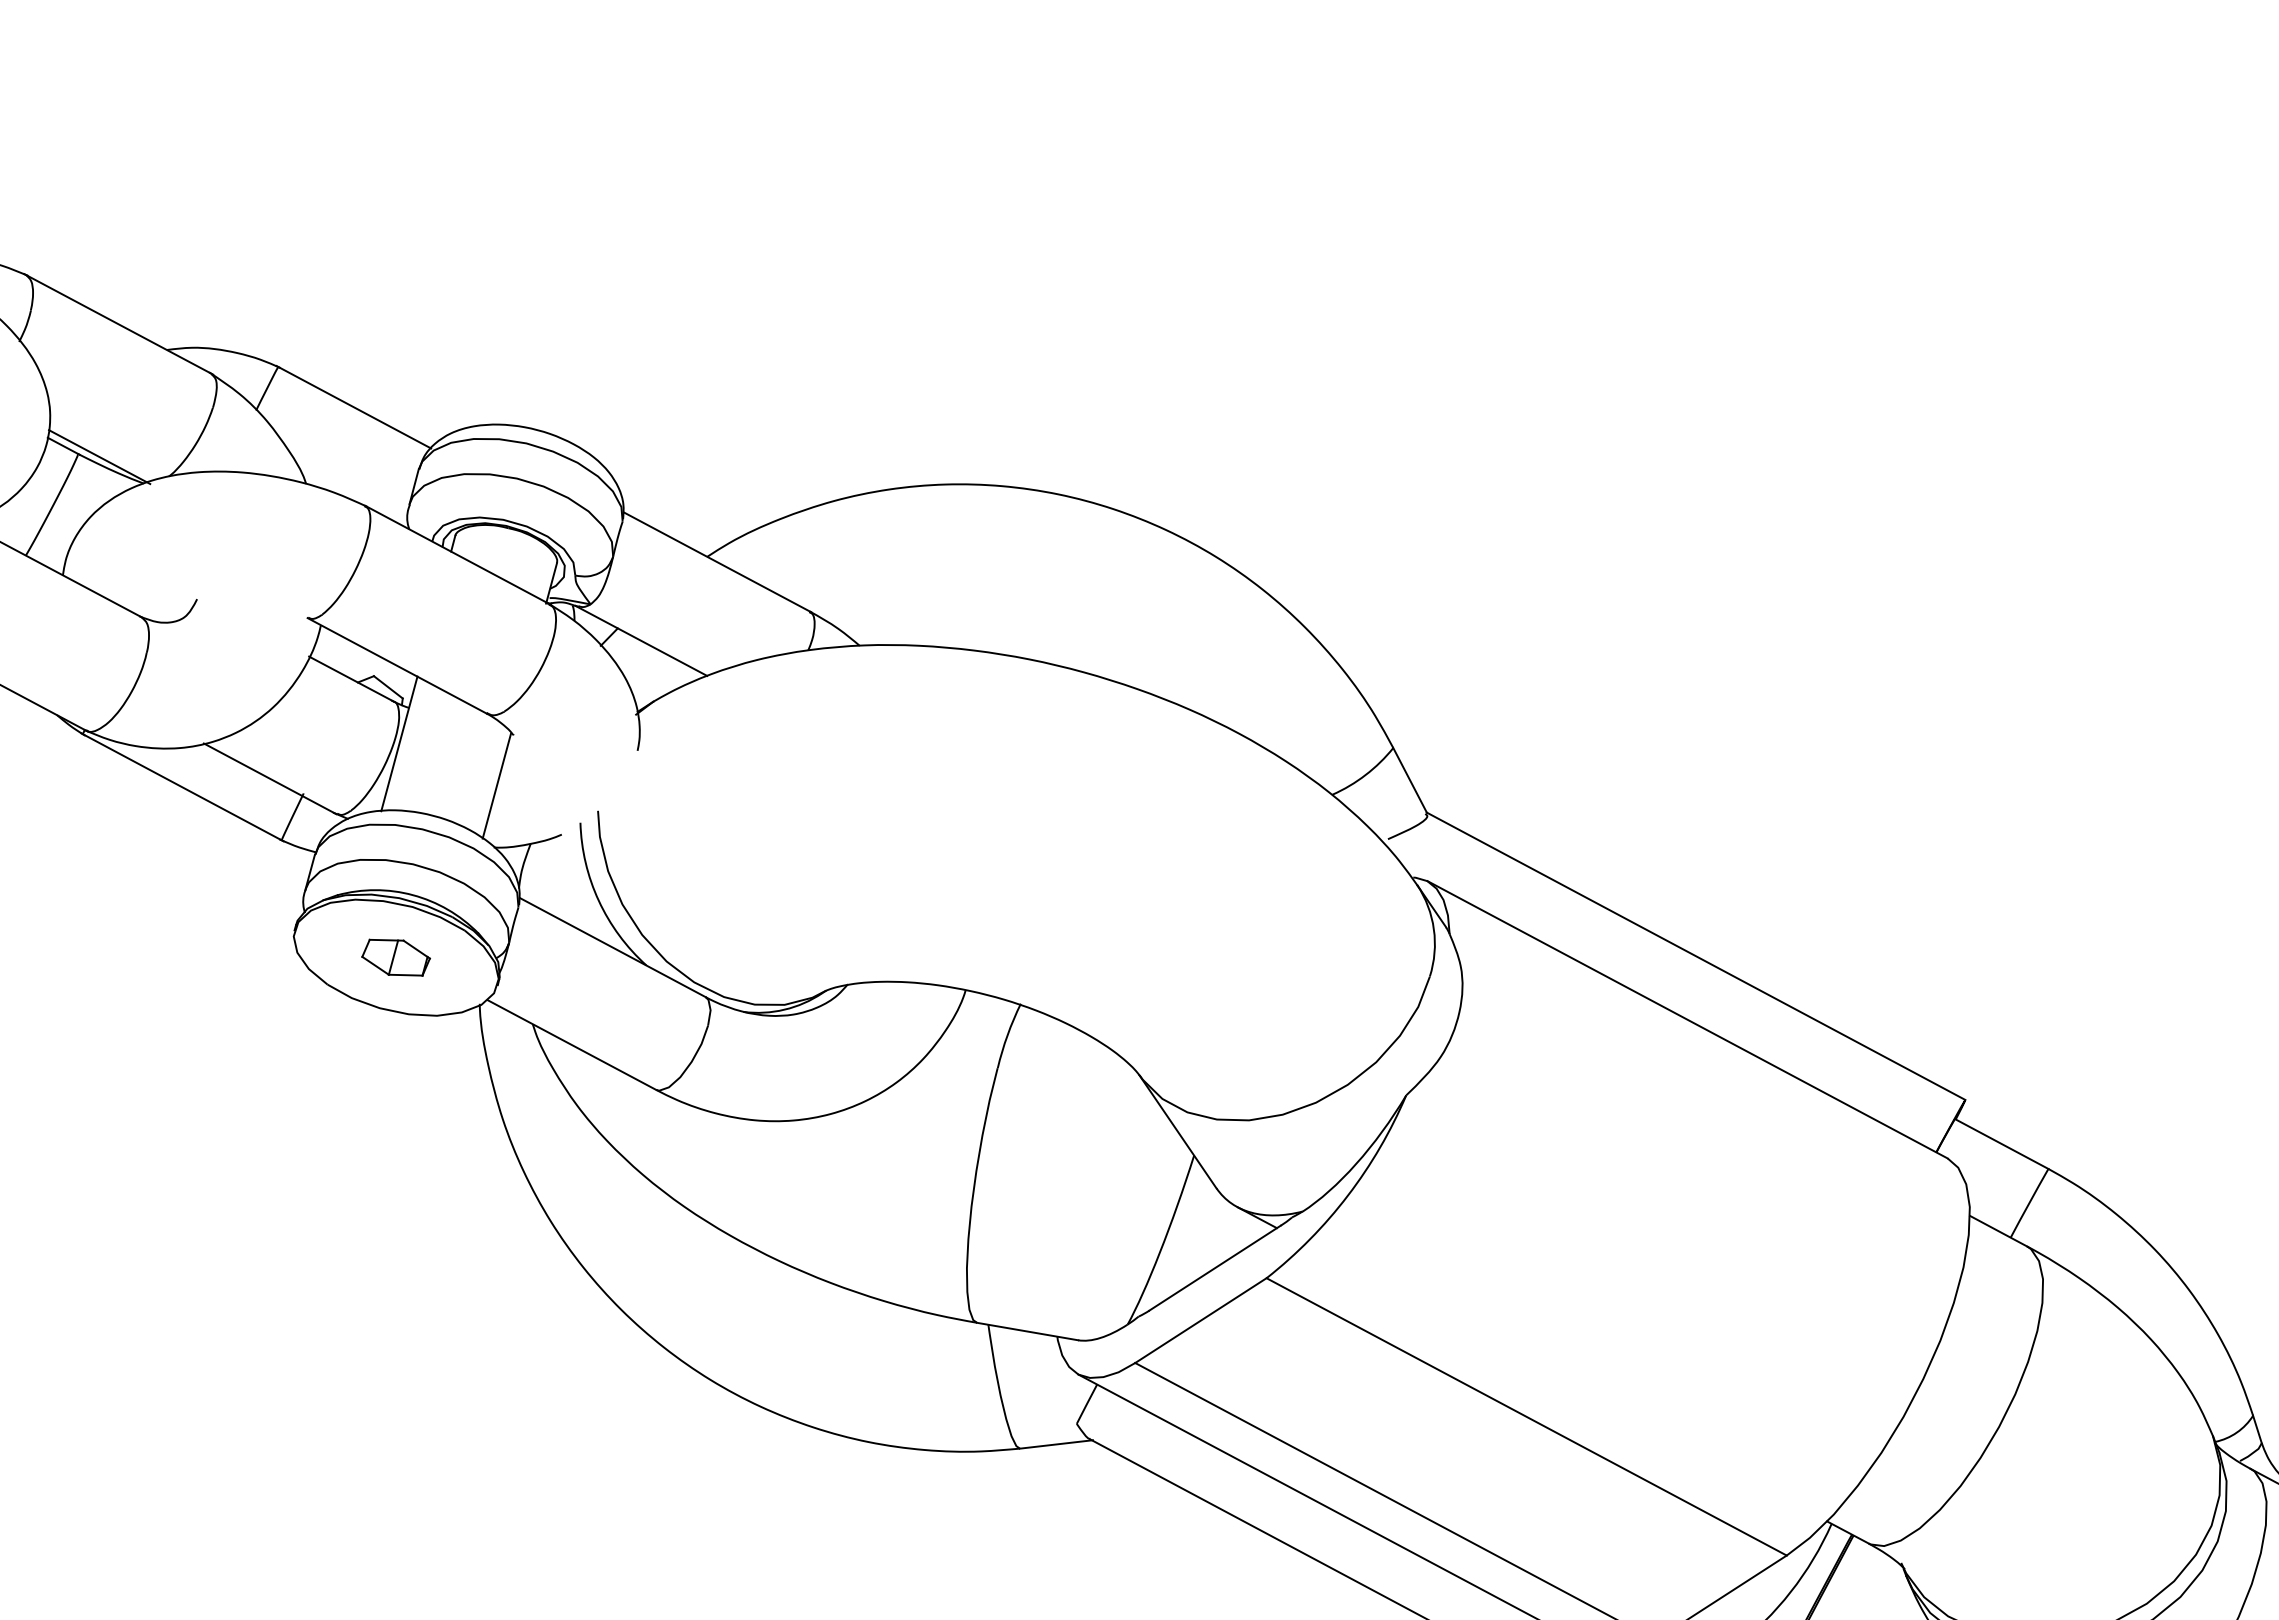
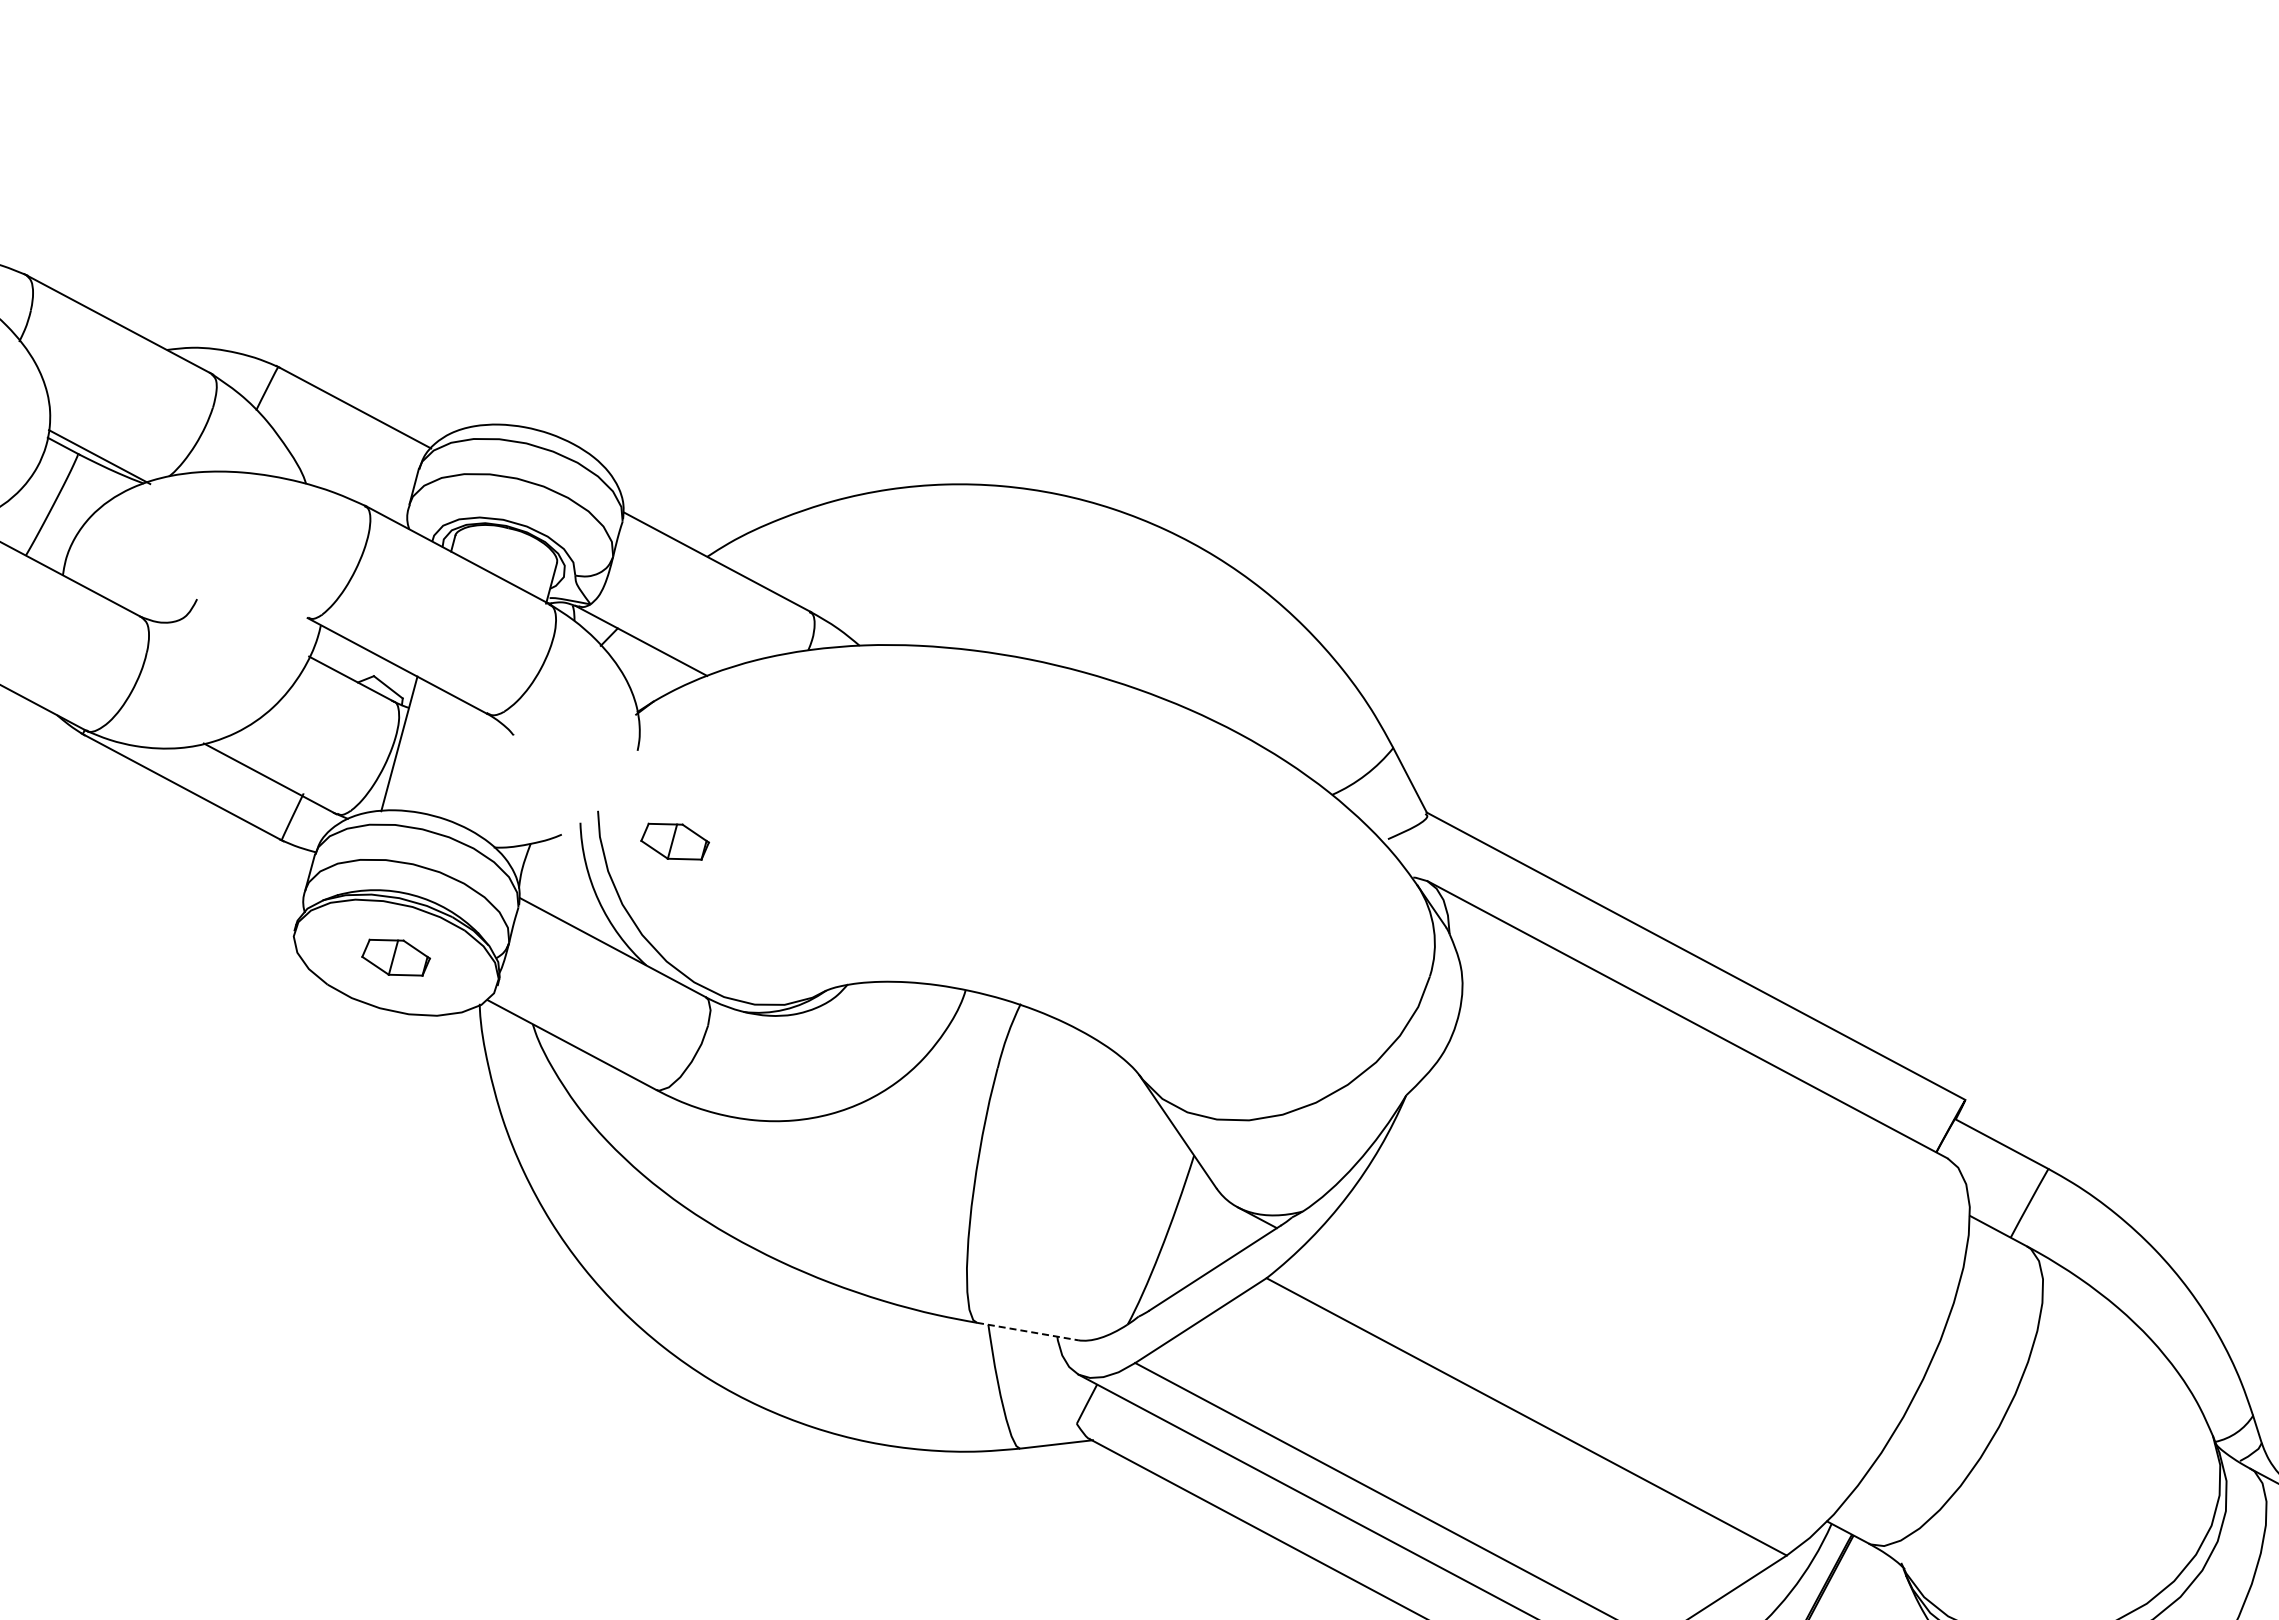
line: present -> none (496, 786)
part: none -> present (674, 841)
line: solid -> dashed (1028, 1331)
